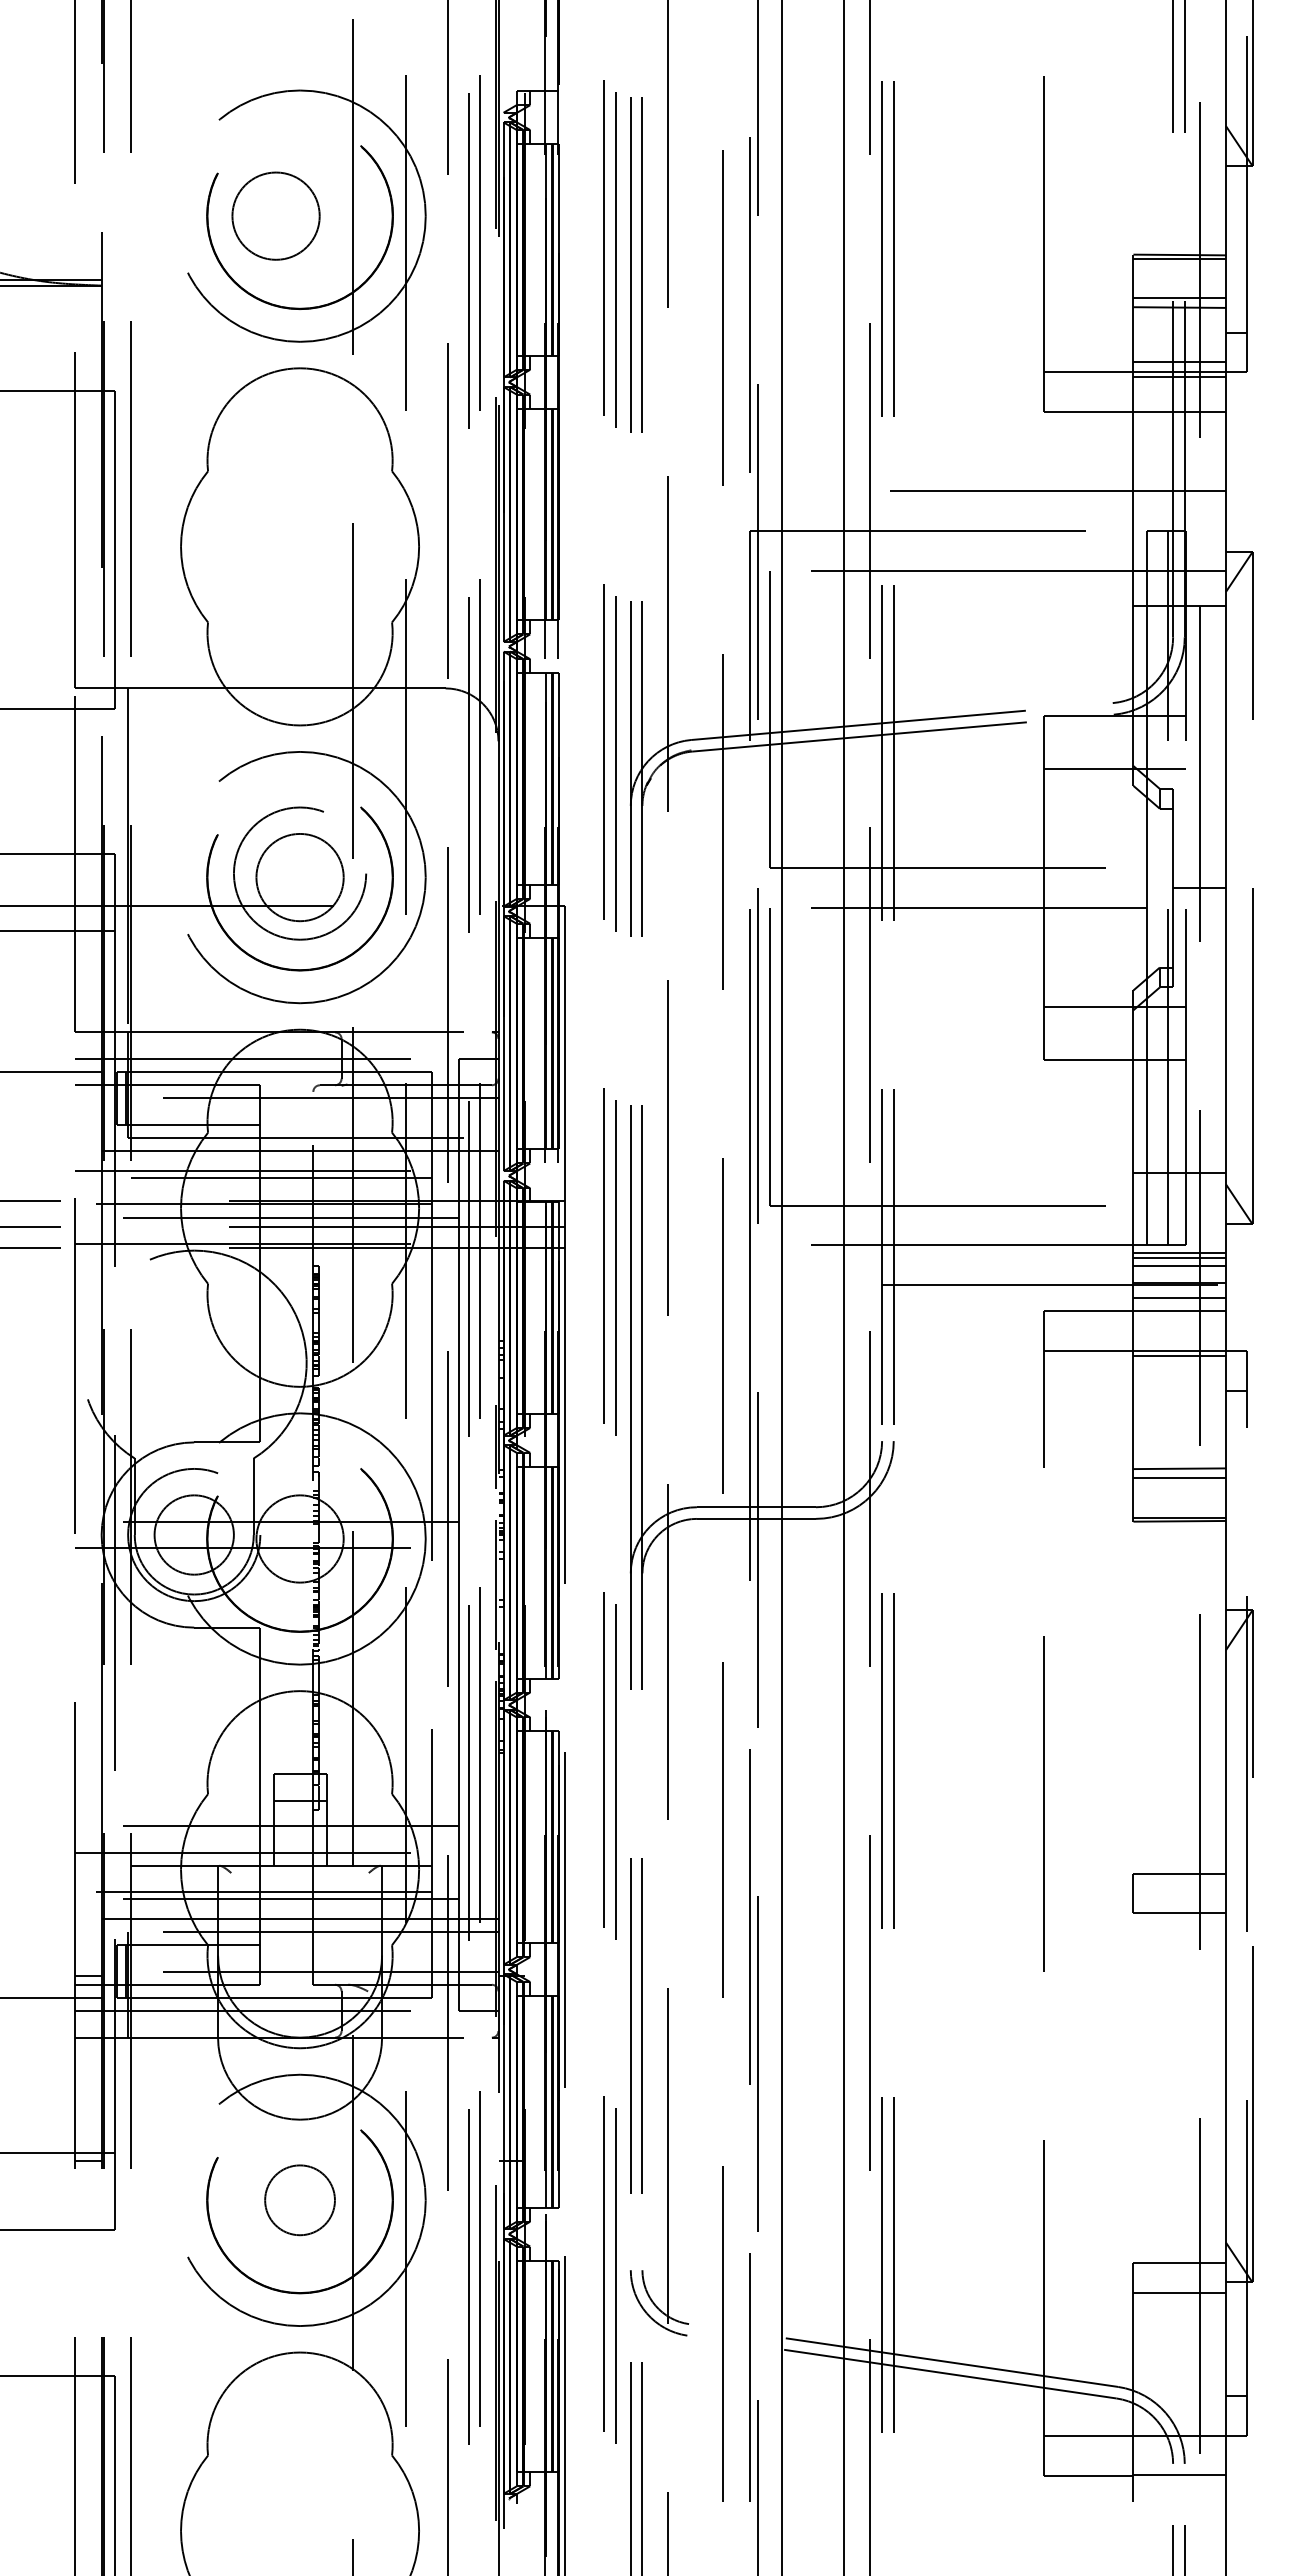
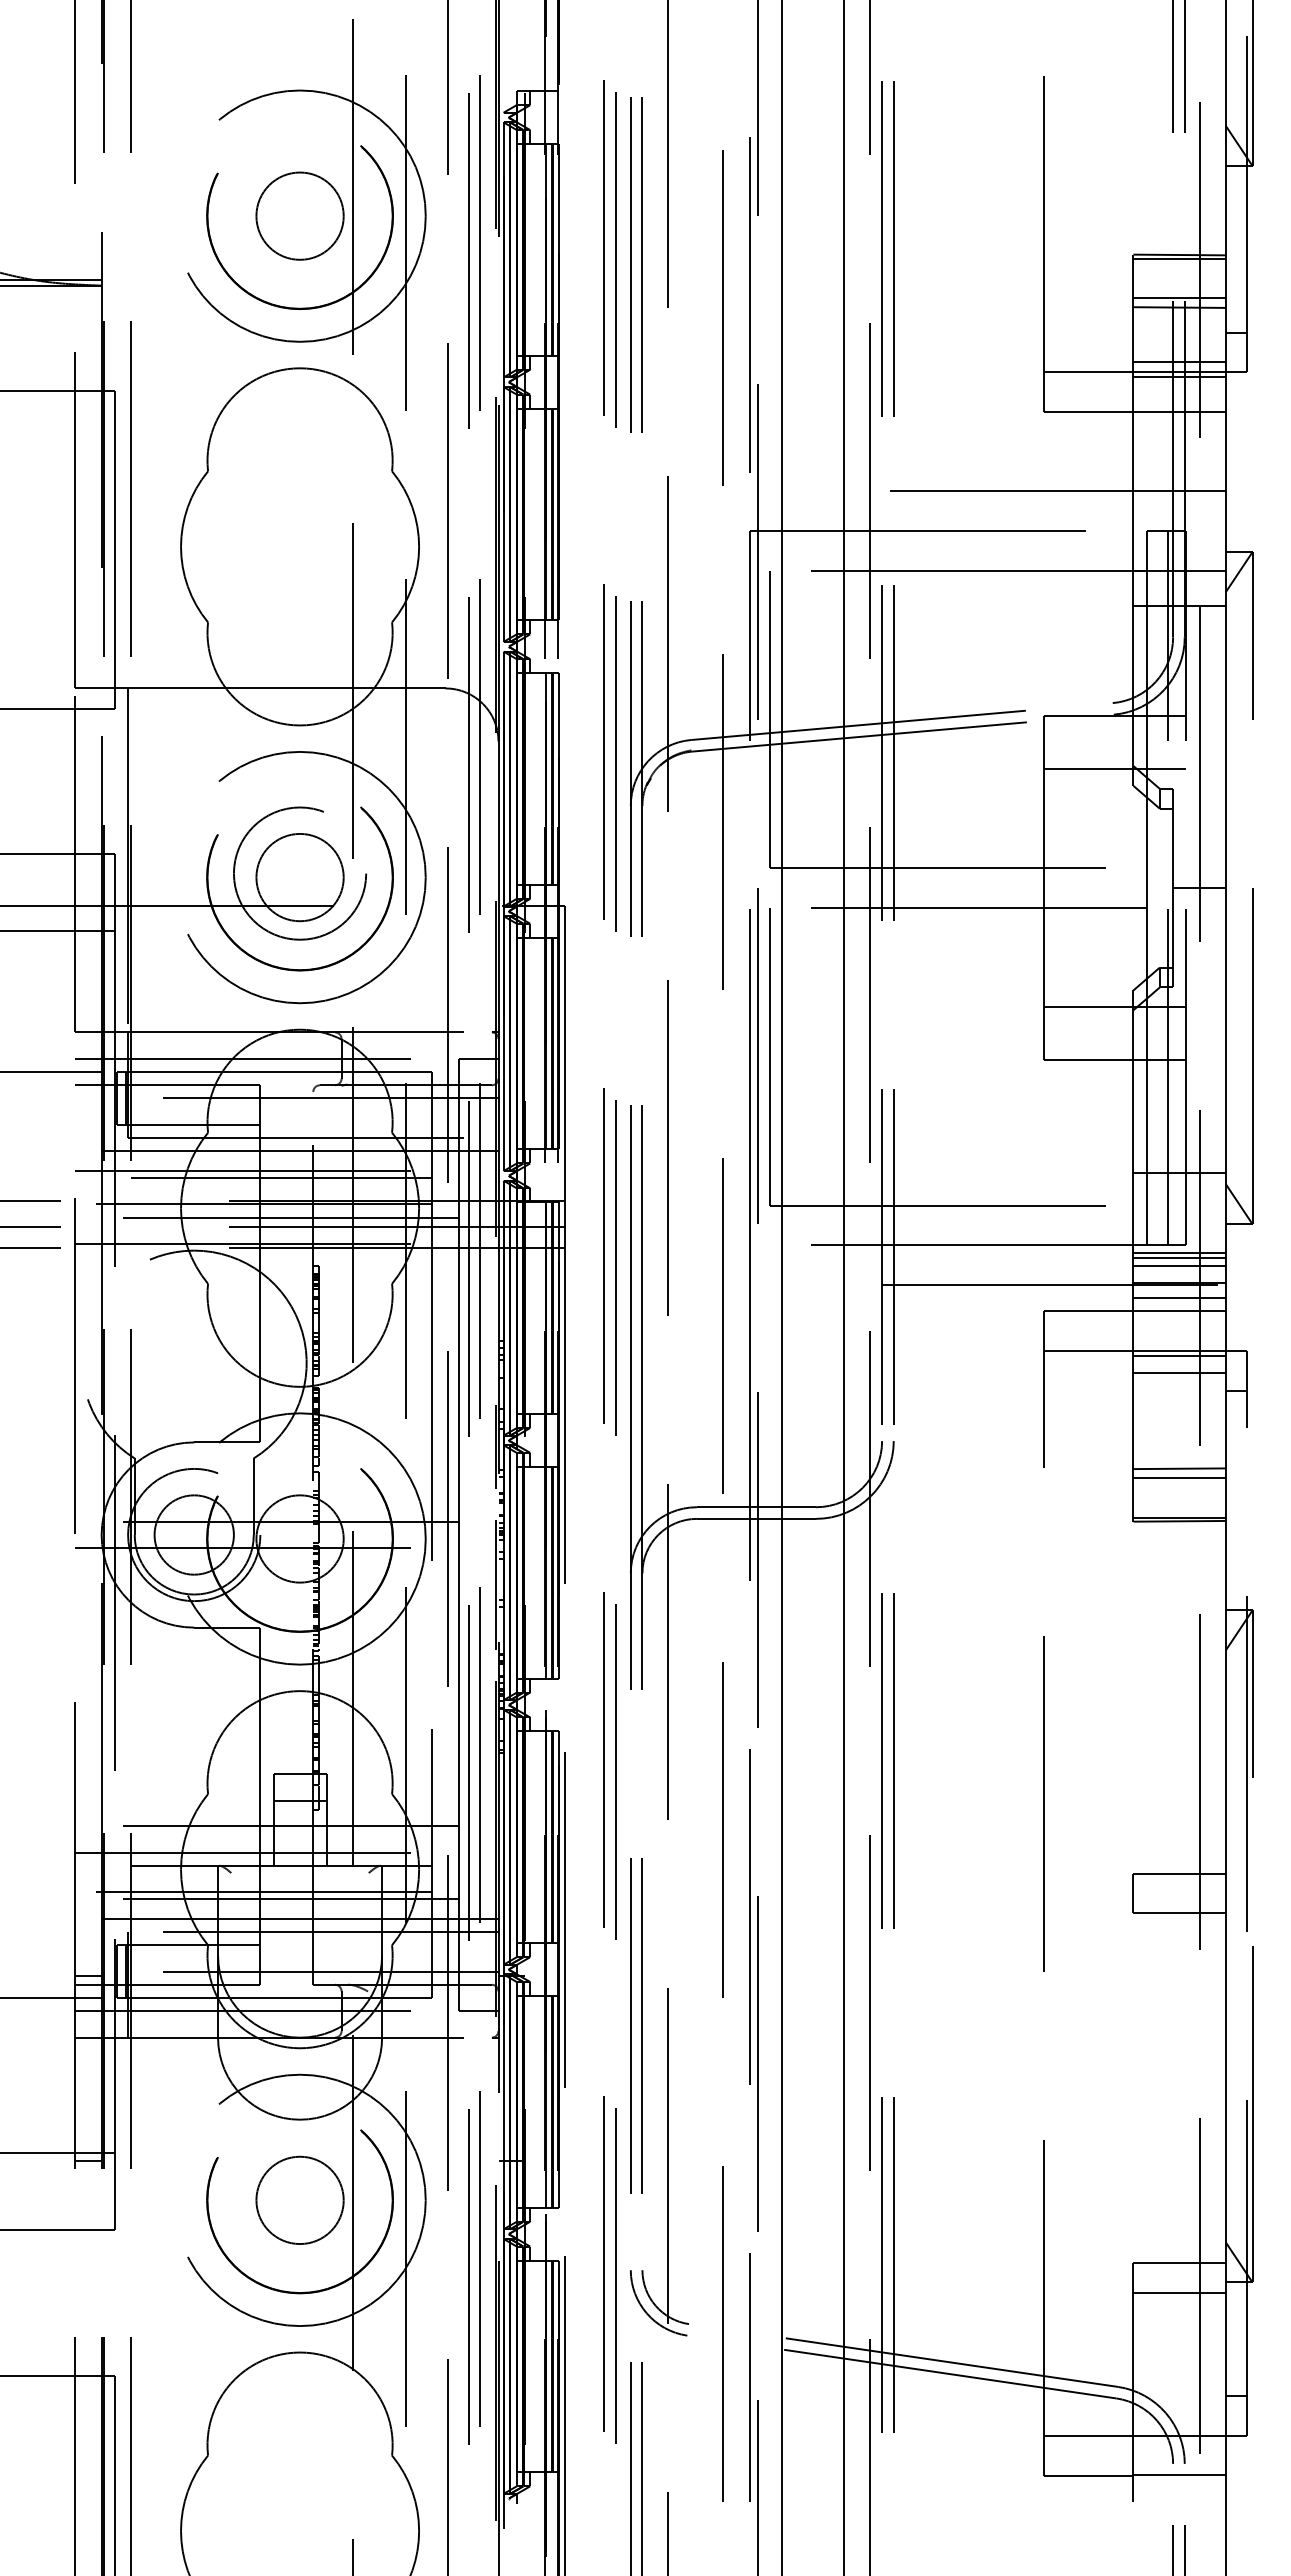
circle position: (275, 215) -> (299, 215) (299, 215)
line: none -> present (1179, 1373)
circle size: 72x73 px -> 90x90 px (299, 2199)
